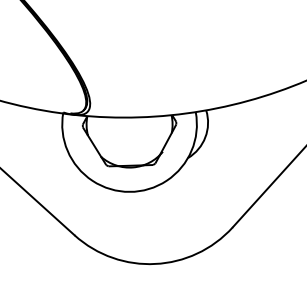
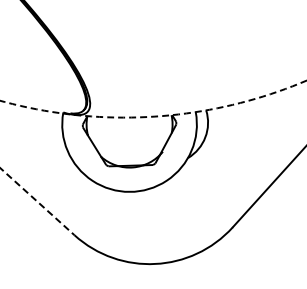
arc: solid -> dashed (154, 116)
line: solid -> dashed (37, 201)
